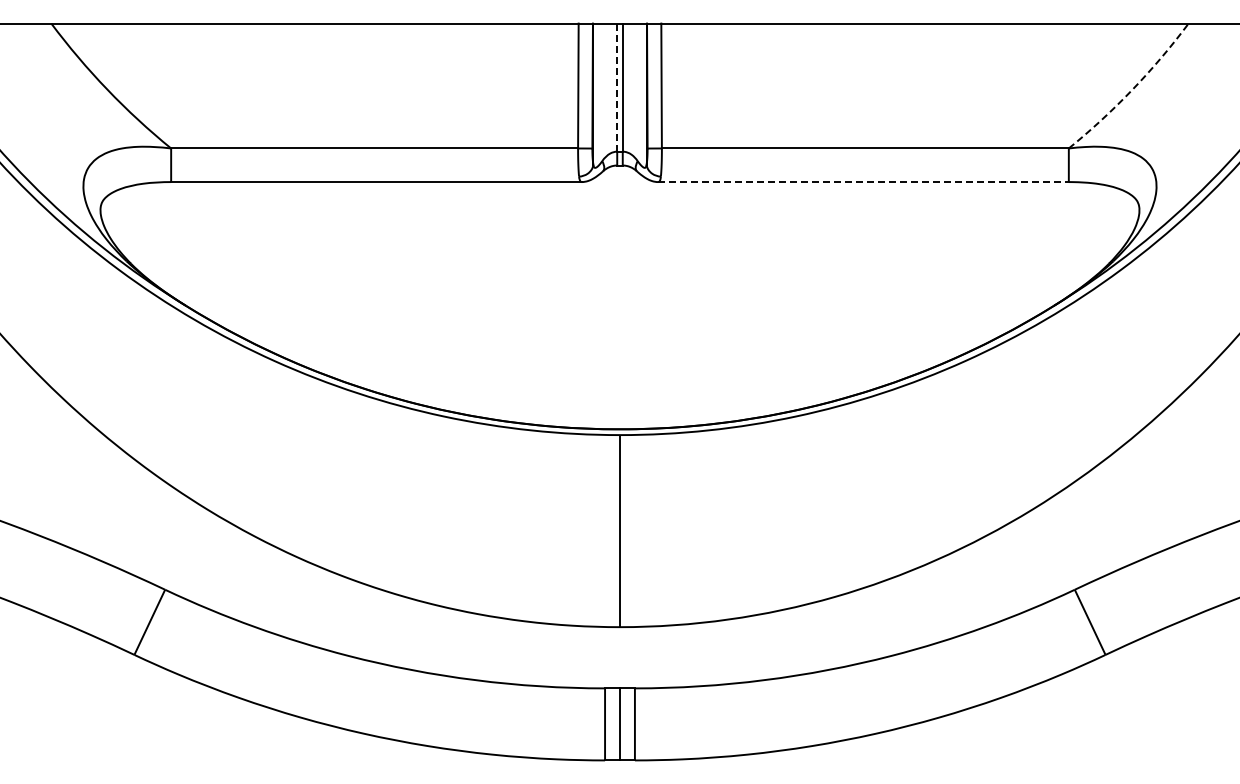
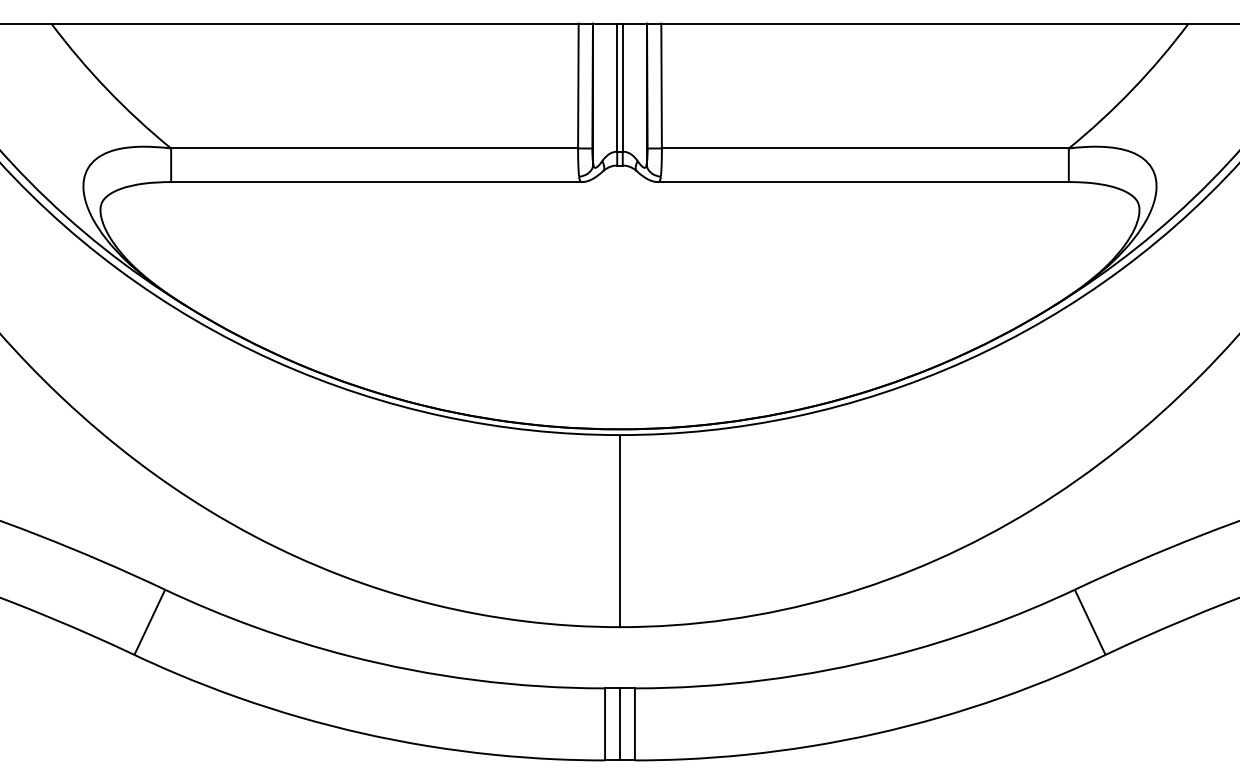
line: dashed -> solid (617, 88)
arc: dashed -> solid (1132, 89)
line: dashed -> solid (863, 182)
